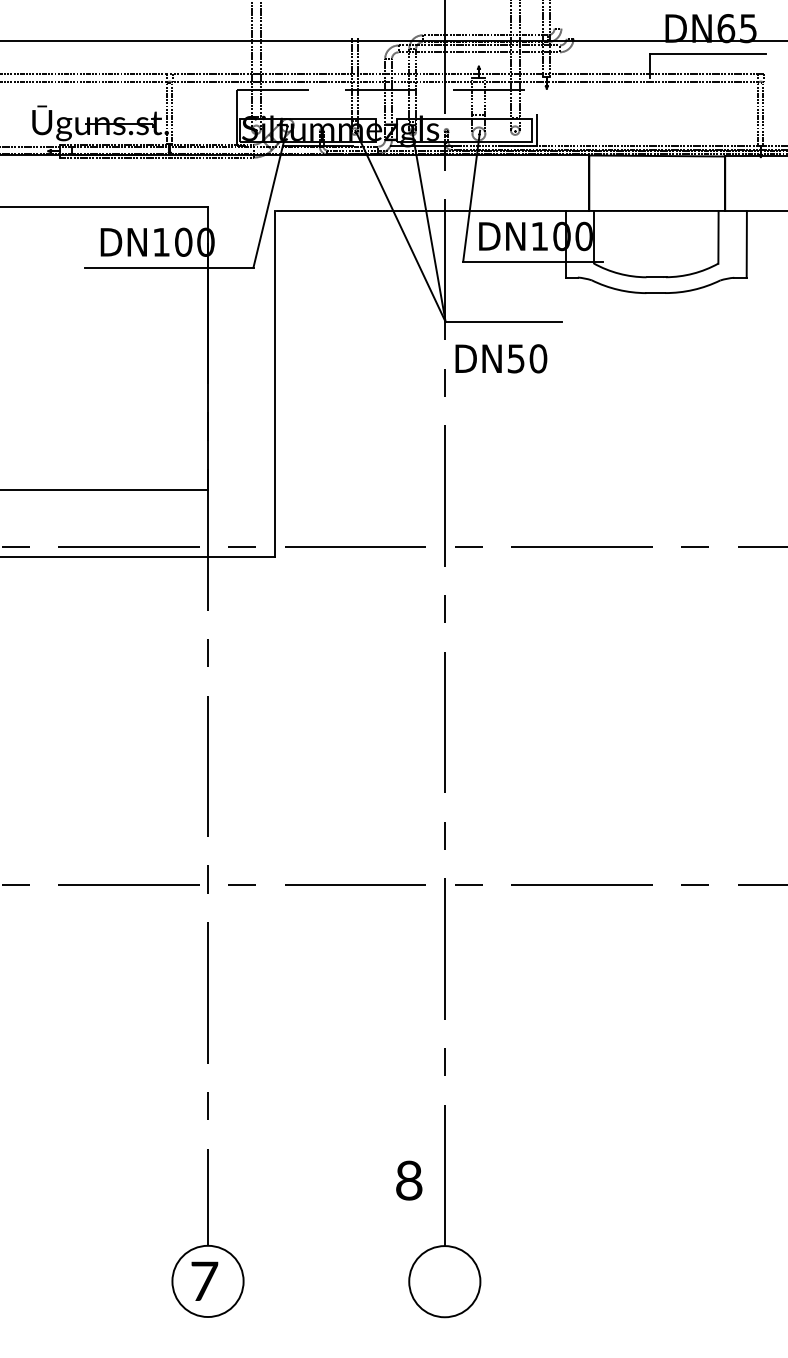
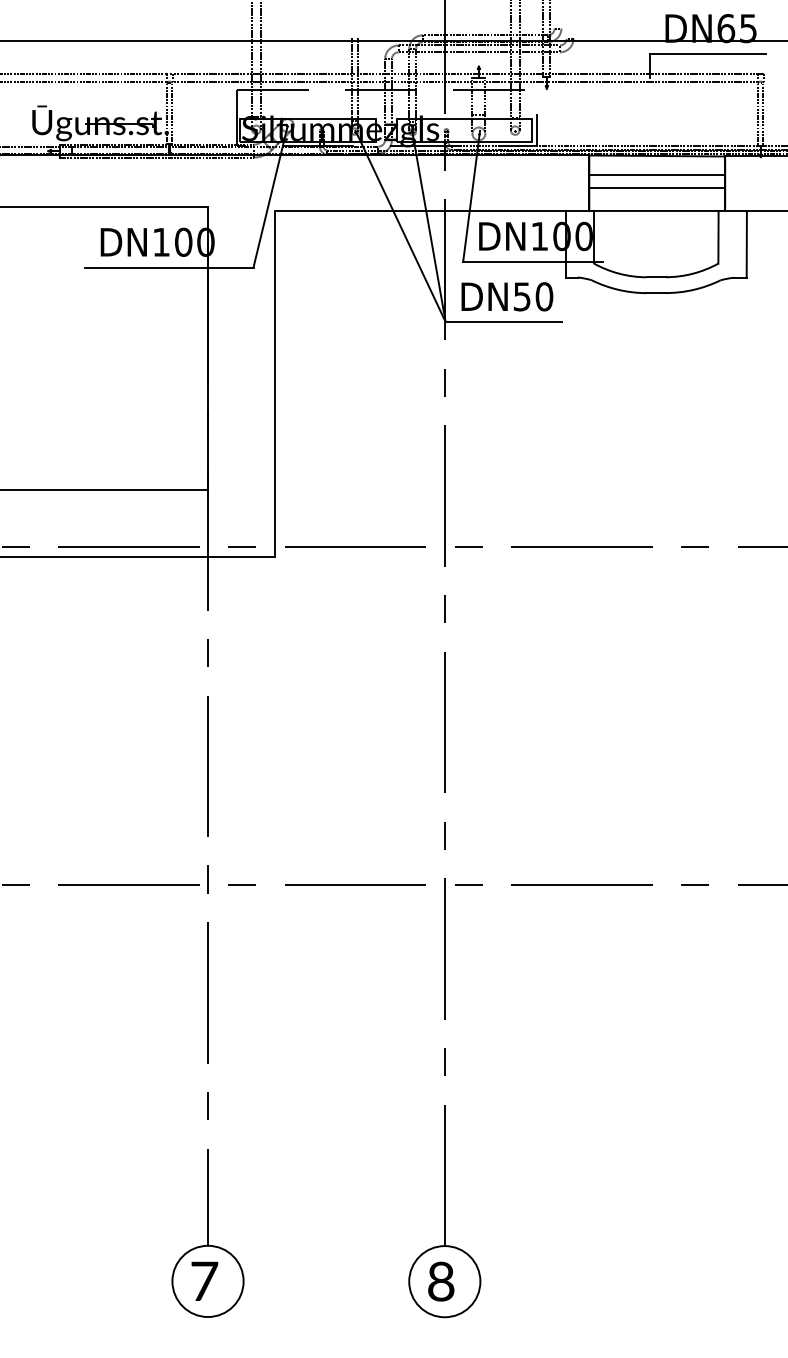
line: none -> present (657, 174)
line: none -> present (657, 188)
text position: (501, 358) -> (507, 296) (507, 296)
text position: (409, 1180) -> (441, 1281) (441, 1281)
